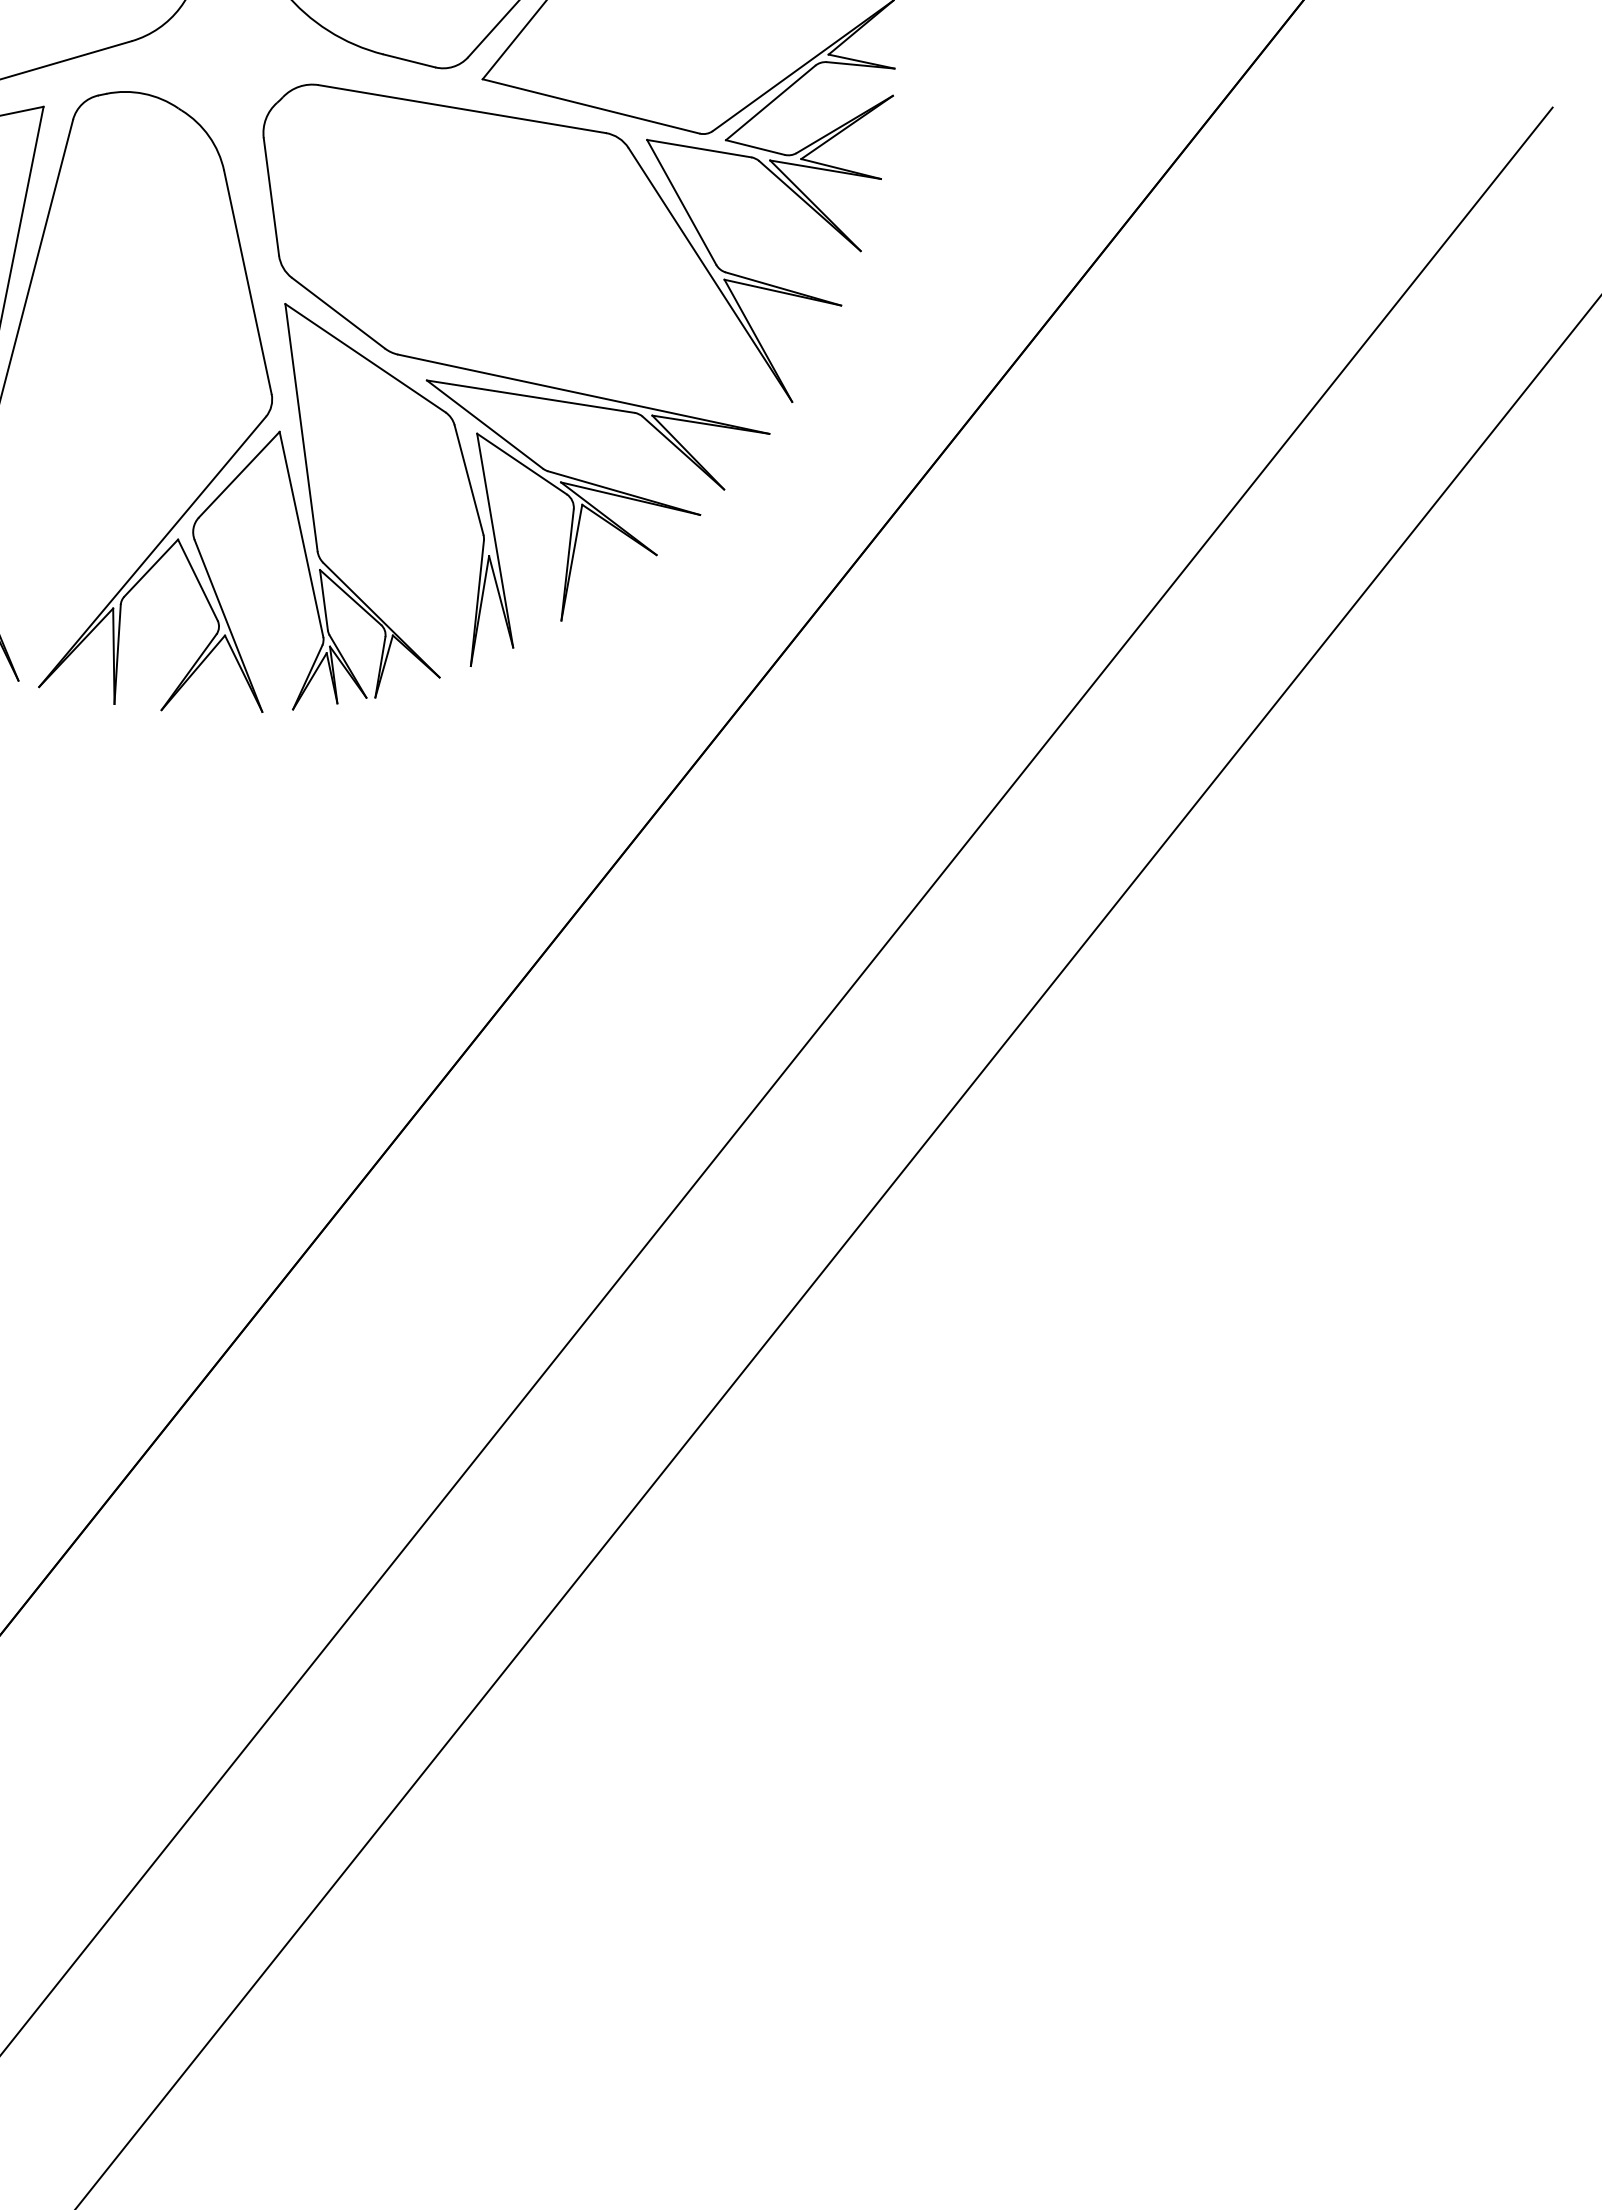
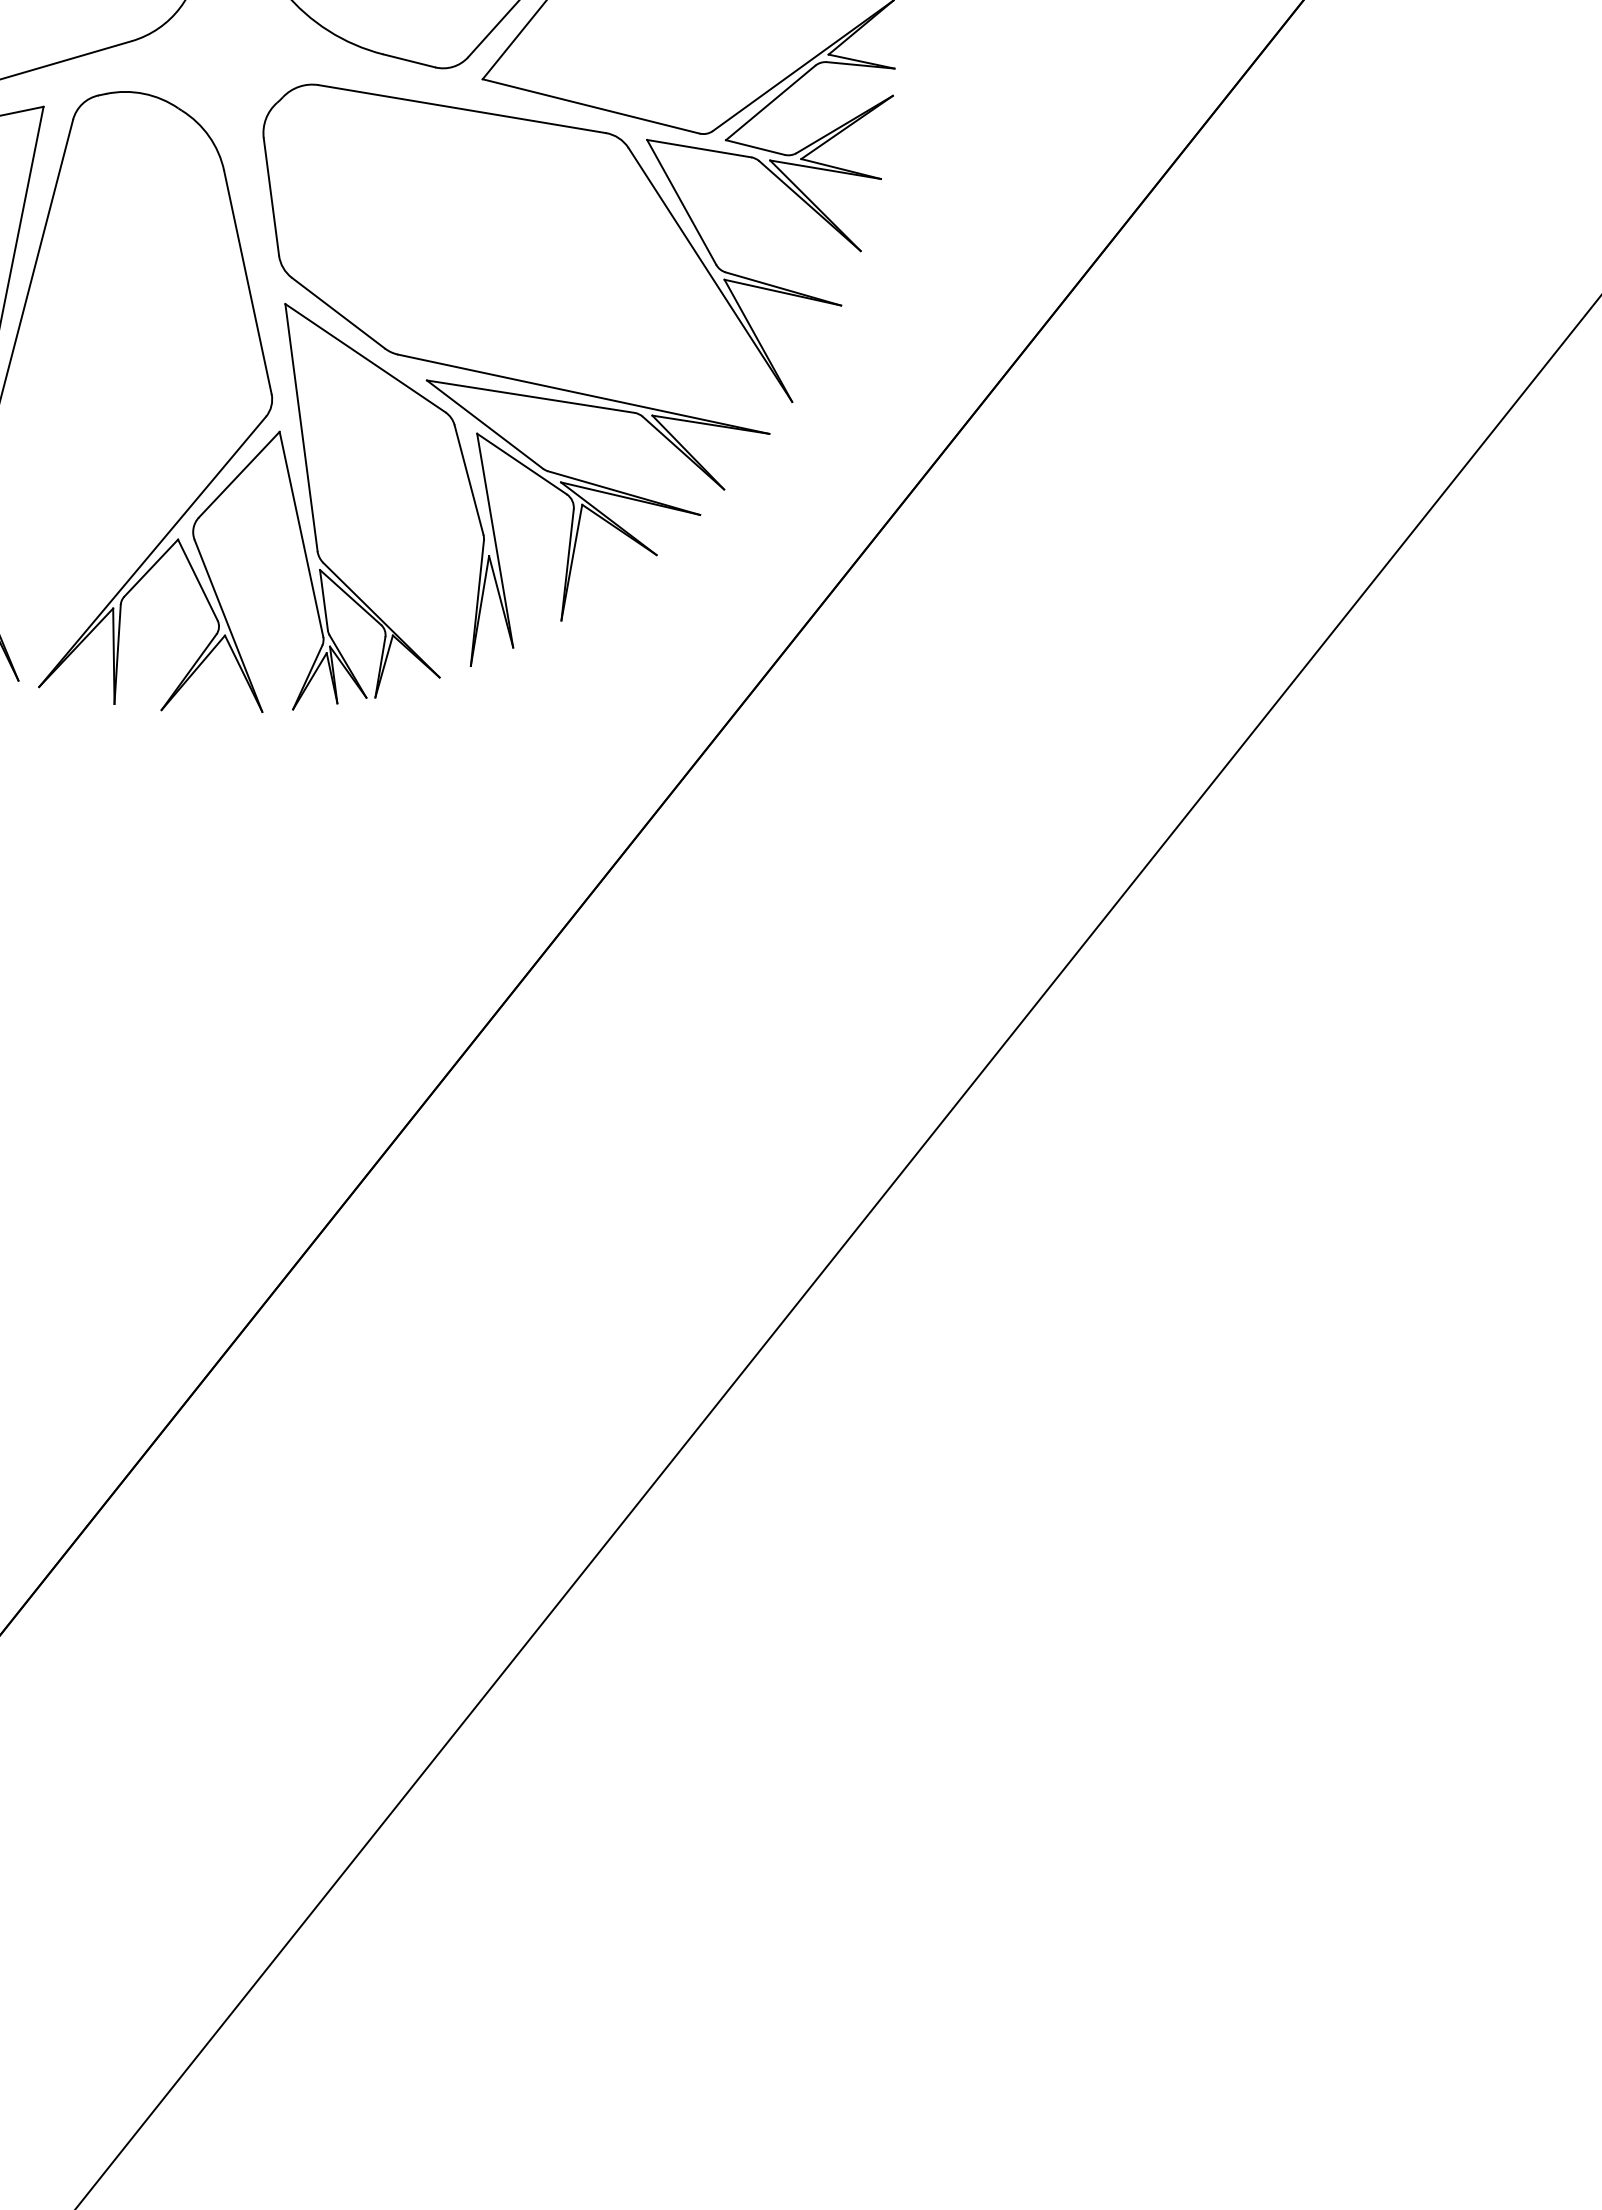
line: present -> none (777, 1080)
